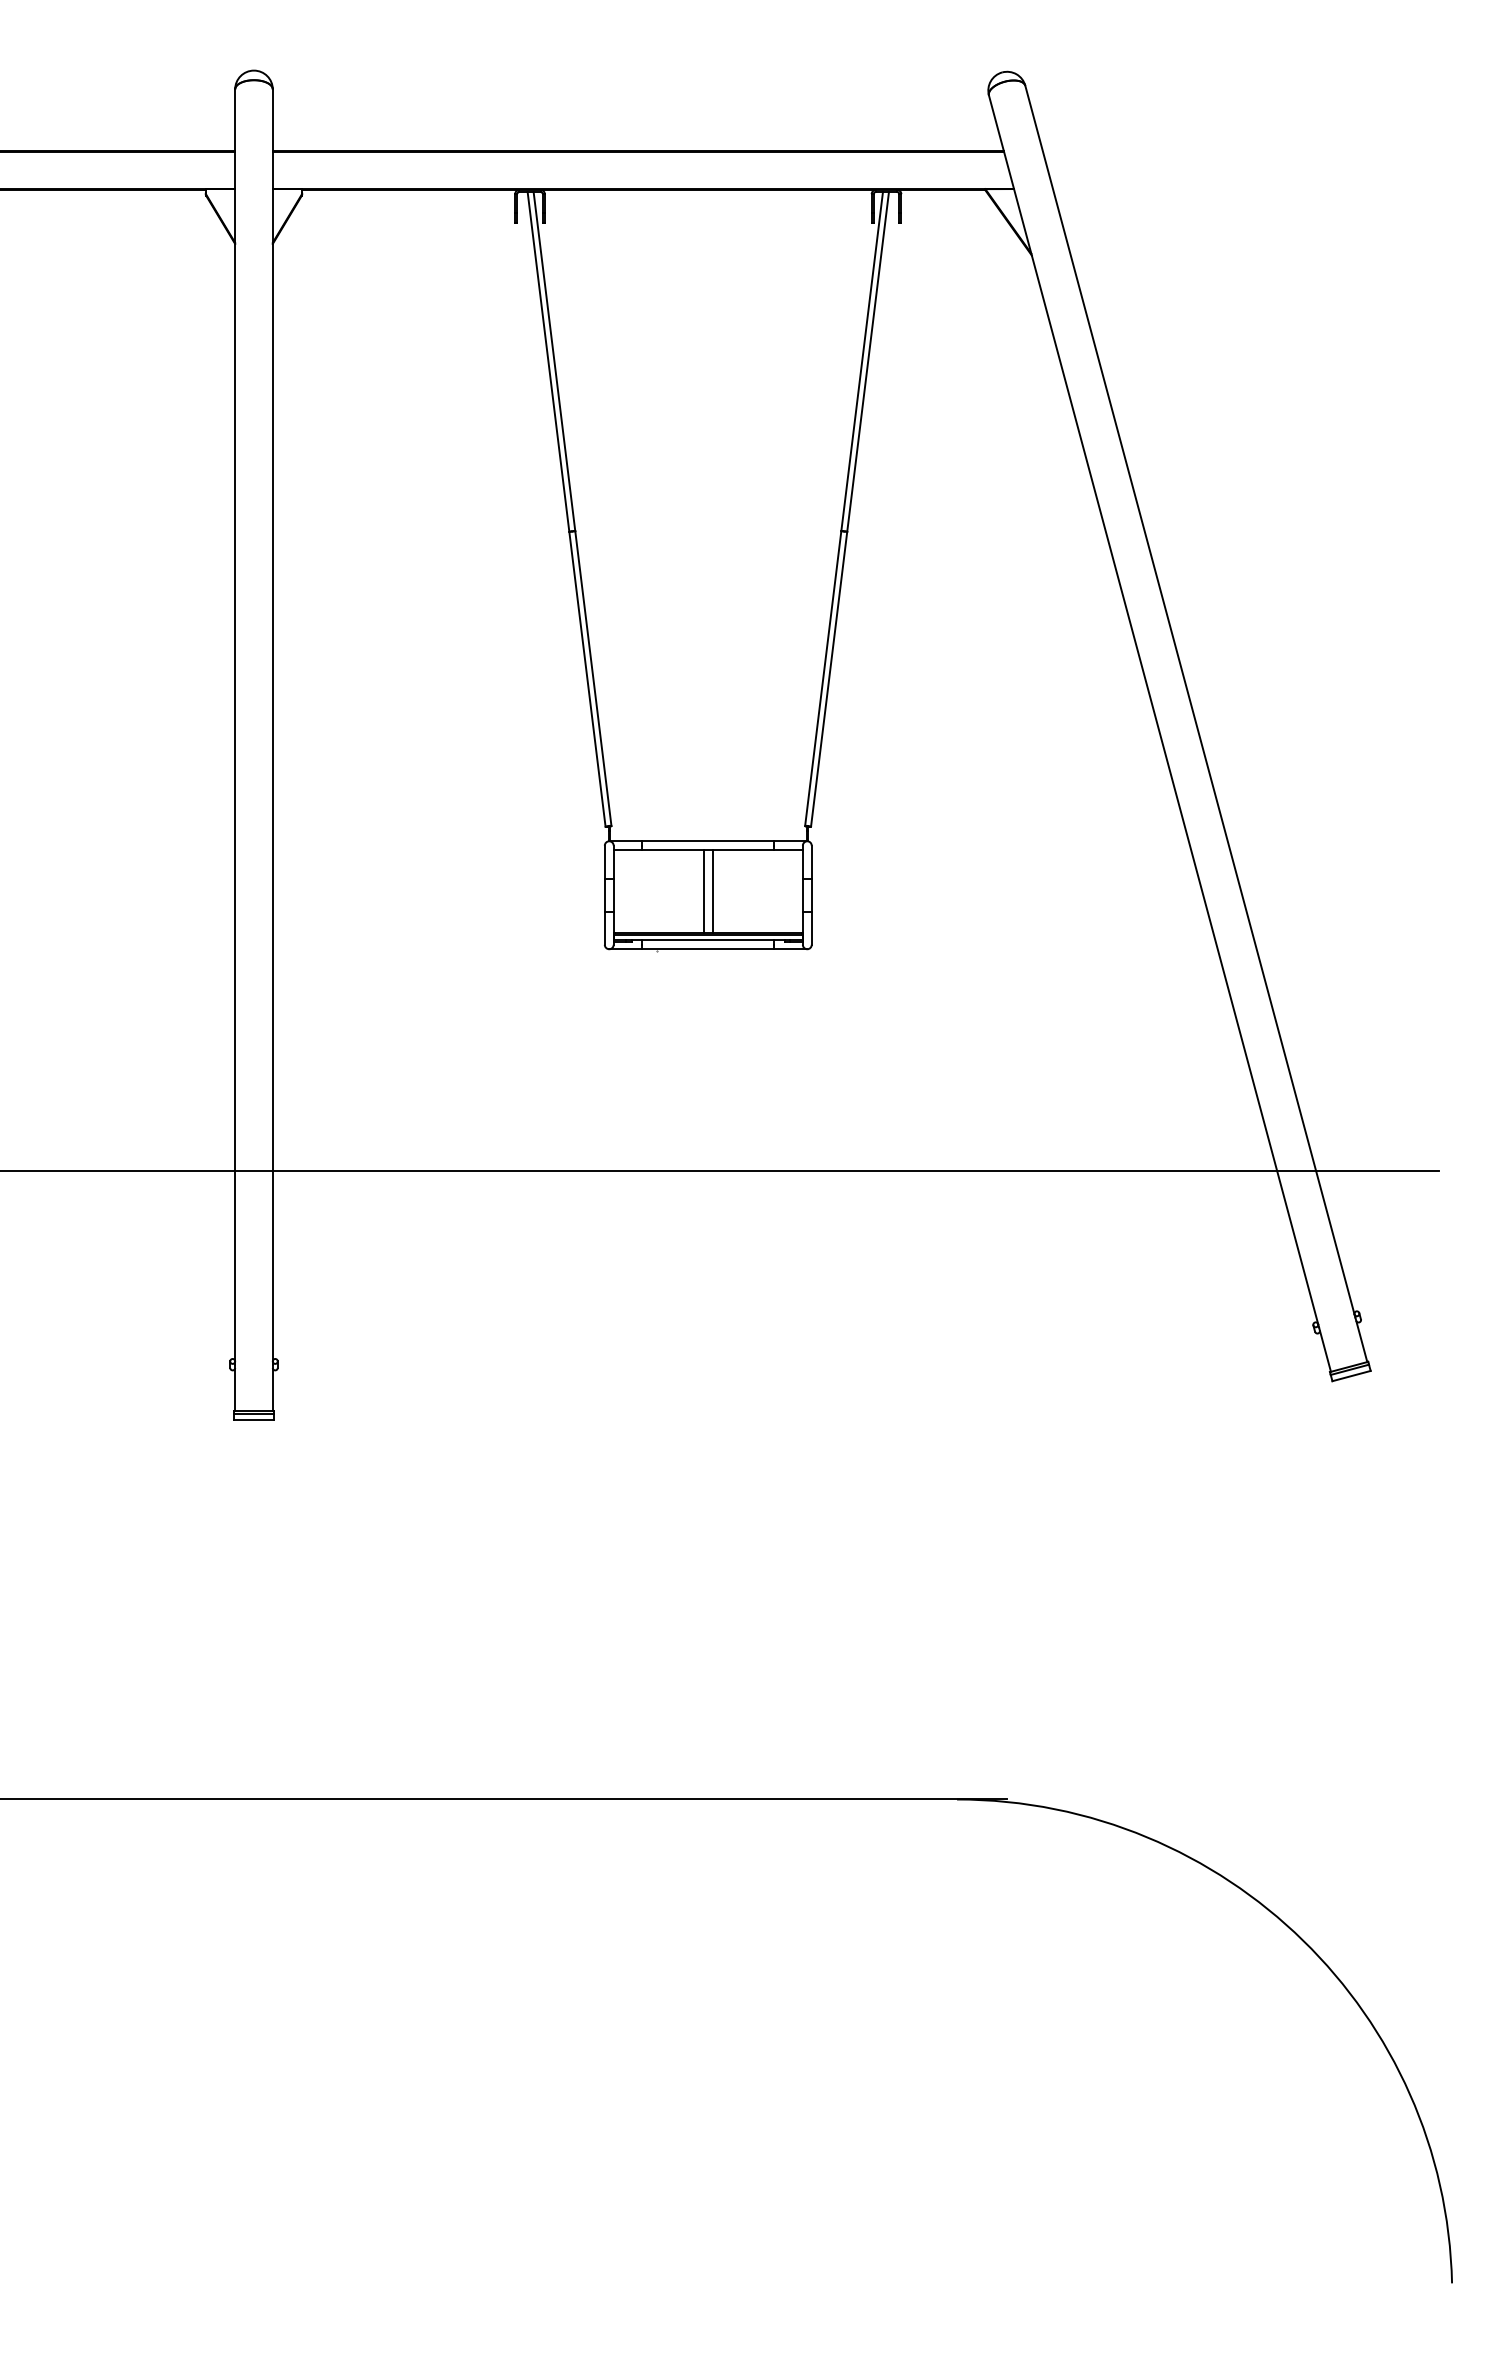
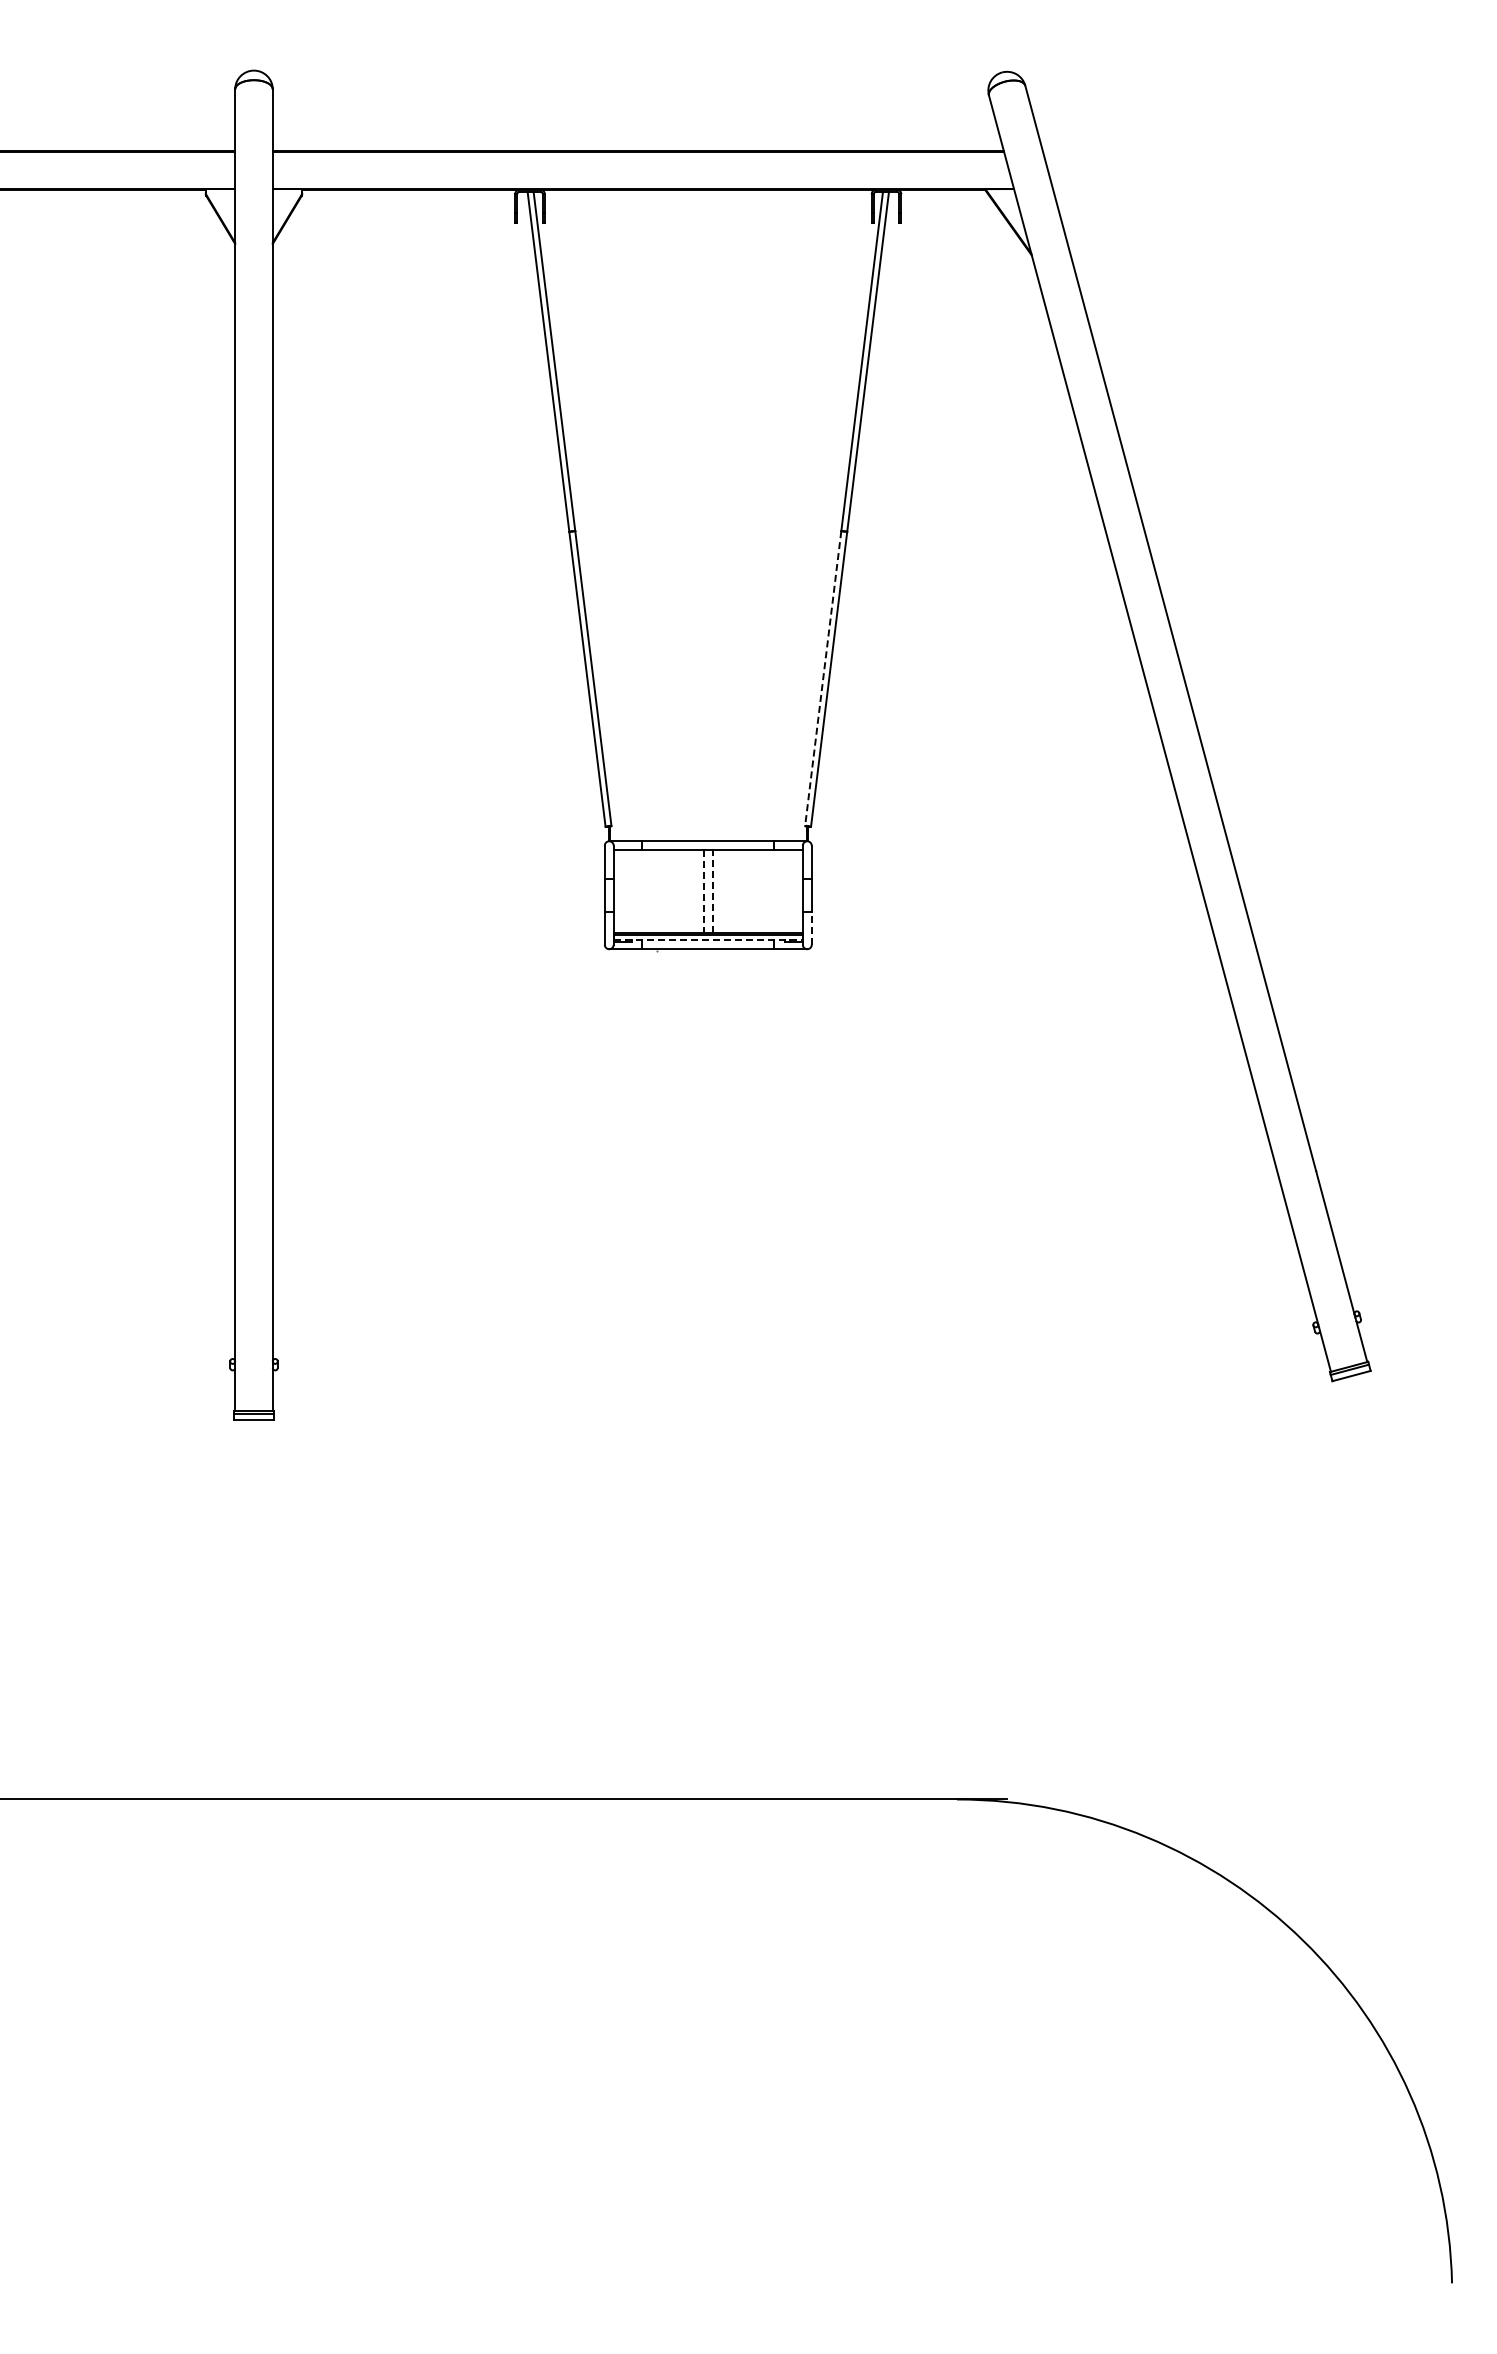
line: solid -> dashed (823, 678)
line: solid -> dashed (712, 891)
line: solid -> dashed (703, 892)
line: solid -> dashed (811, 928)
line: solid -> dashed (708, 940)
line: present -> none (720, 1170)
